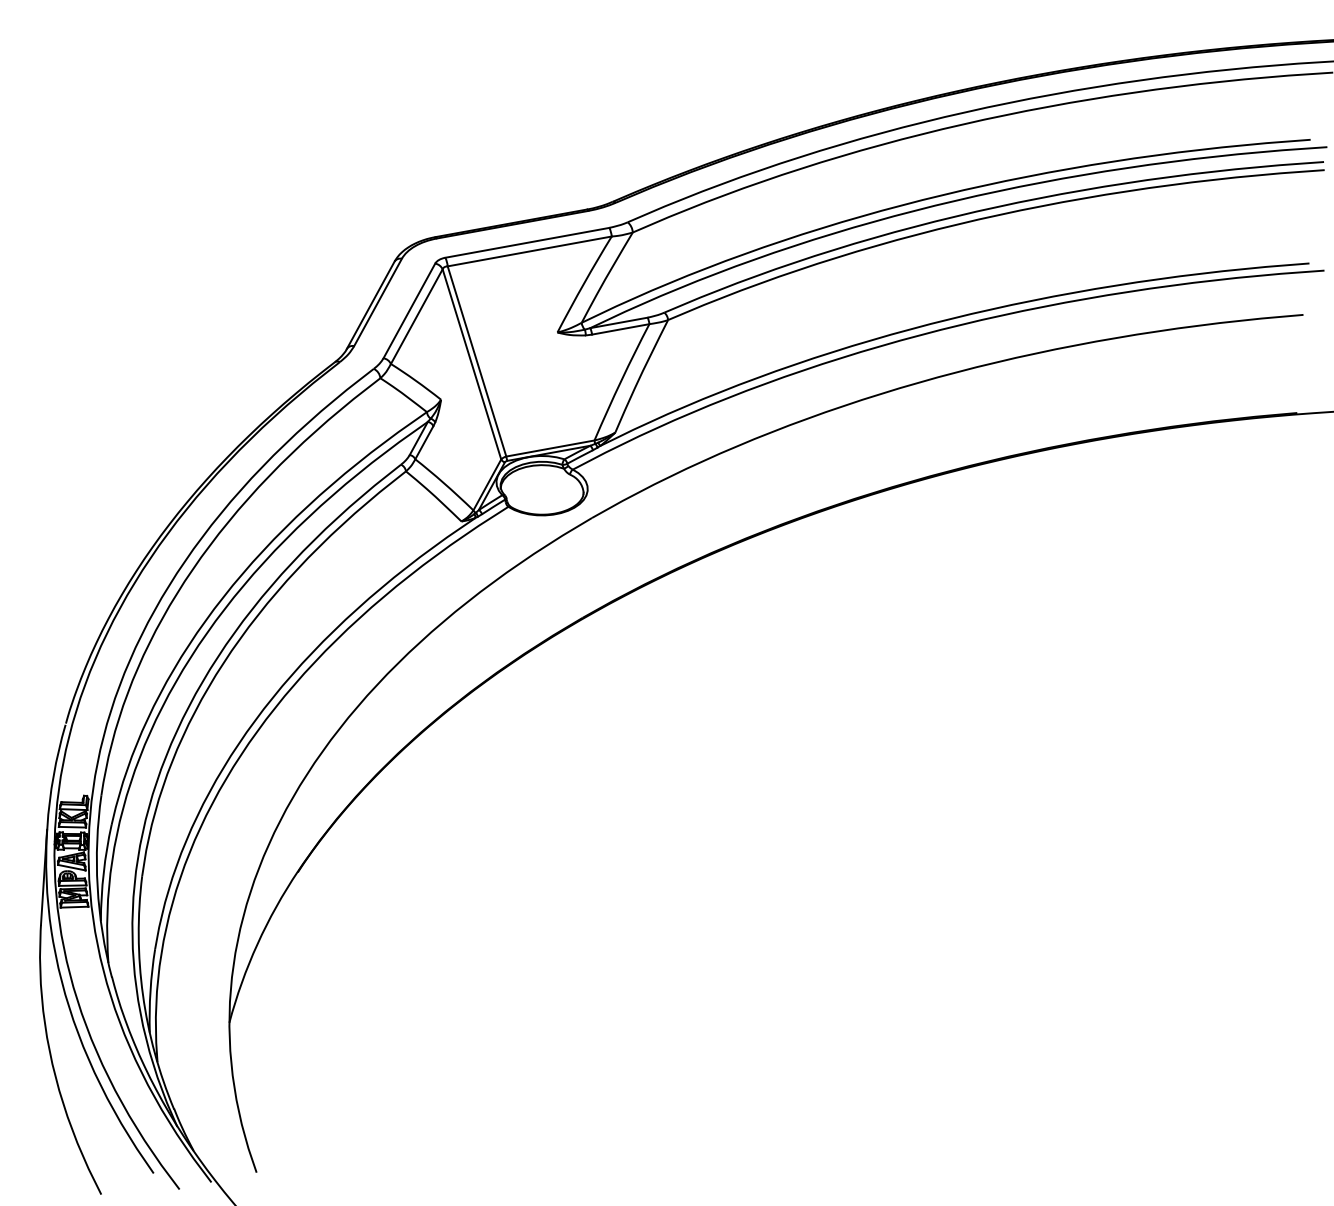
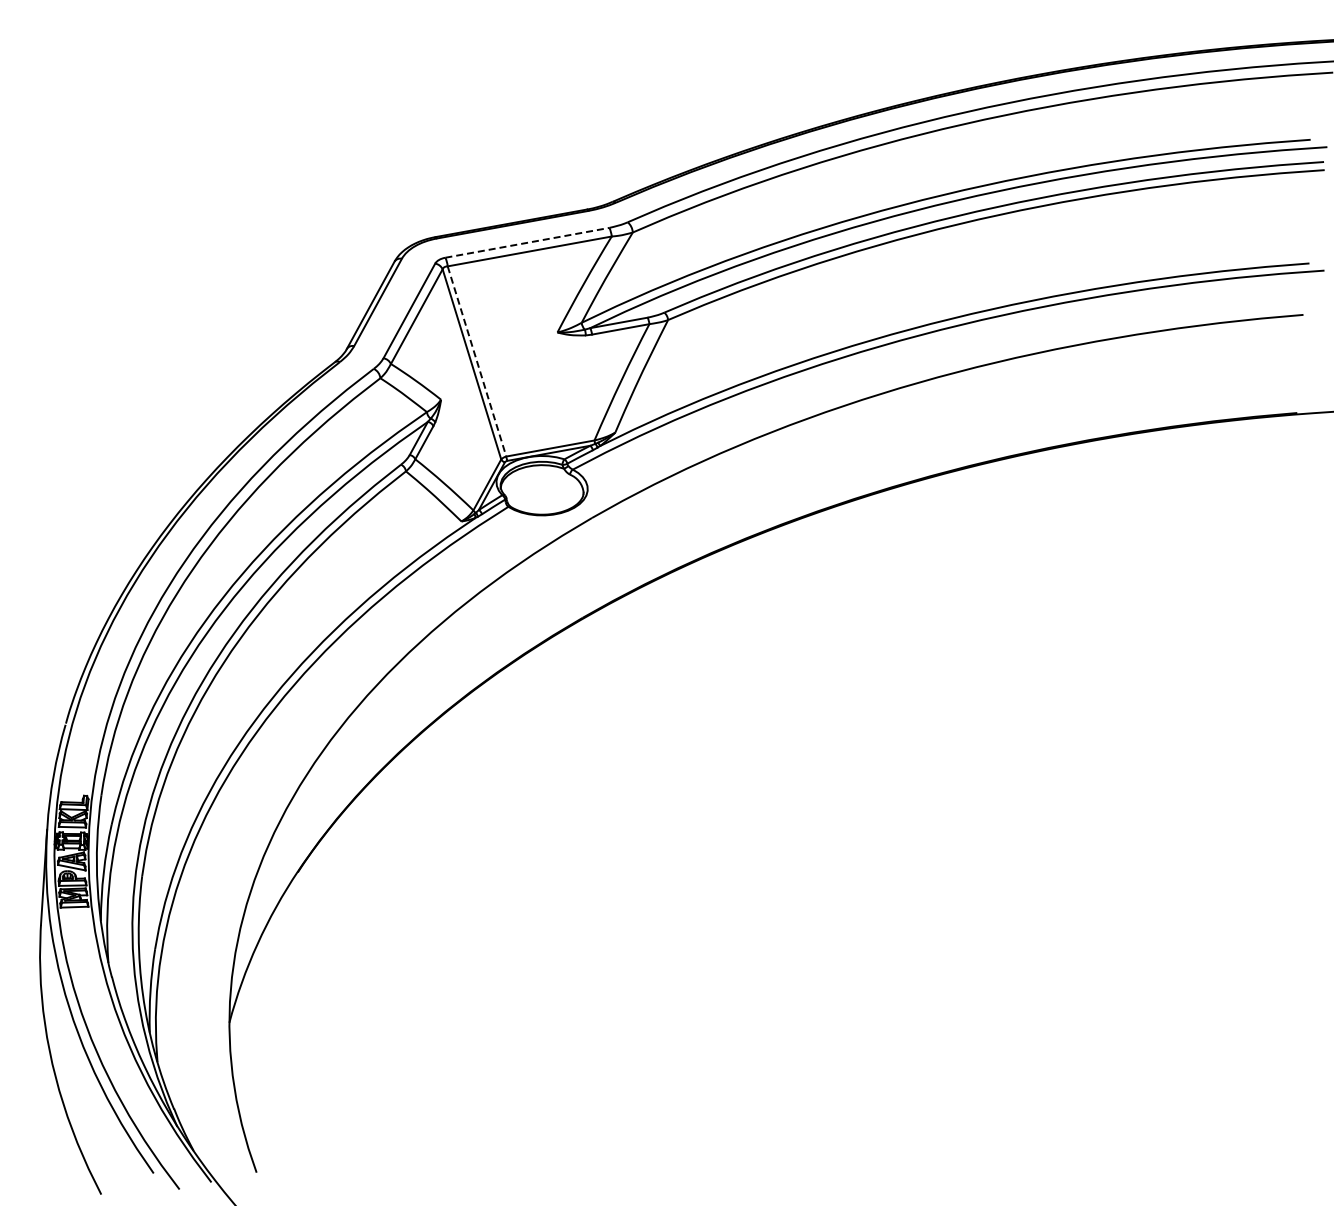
line: solid -> dashed (527, 242)
line: solid -> dashed (477, 361)
